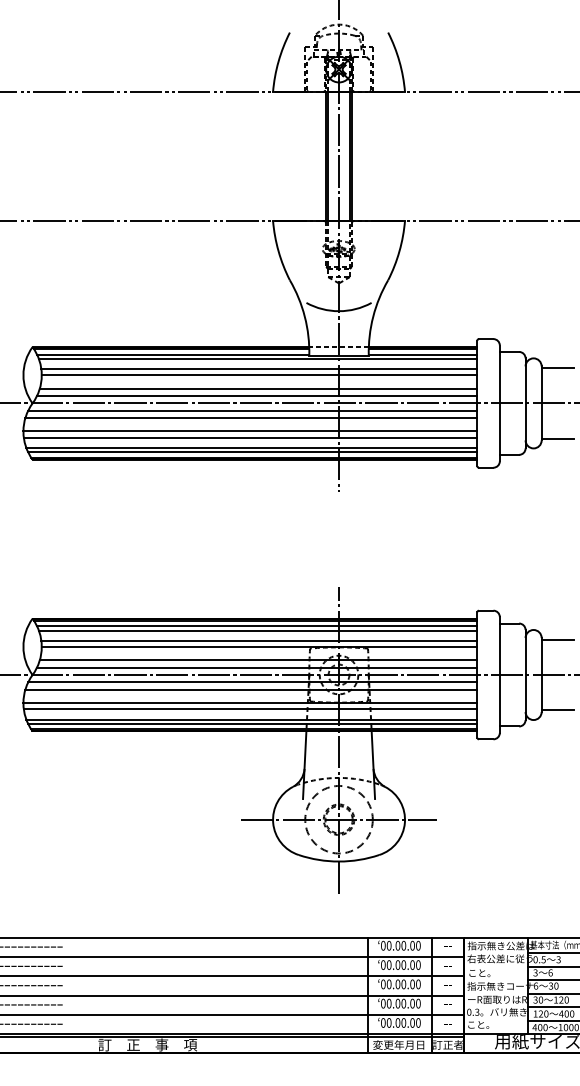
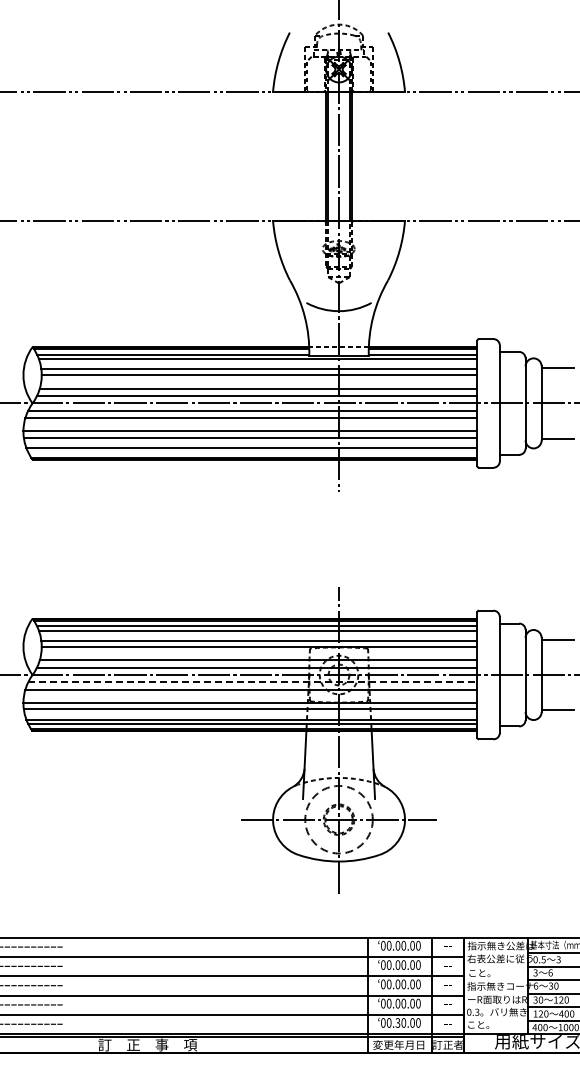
line: present -> none (252, 452)
line: solid -> dashed (252, 682)
text: 00.00.00 -> 00.30.00 (397, 1022)
